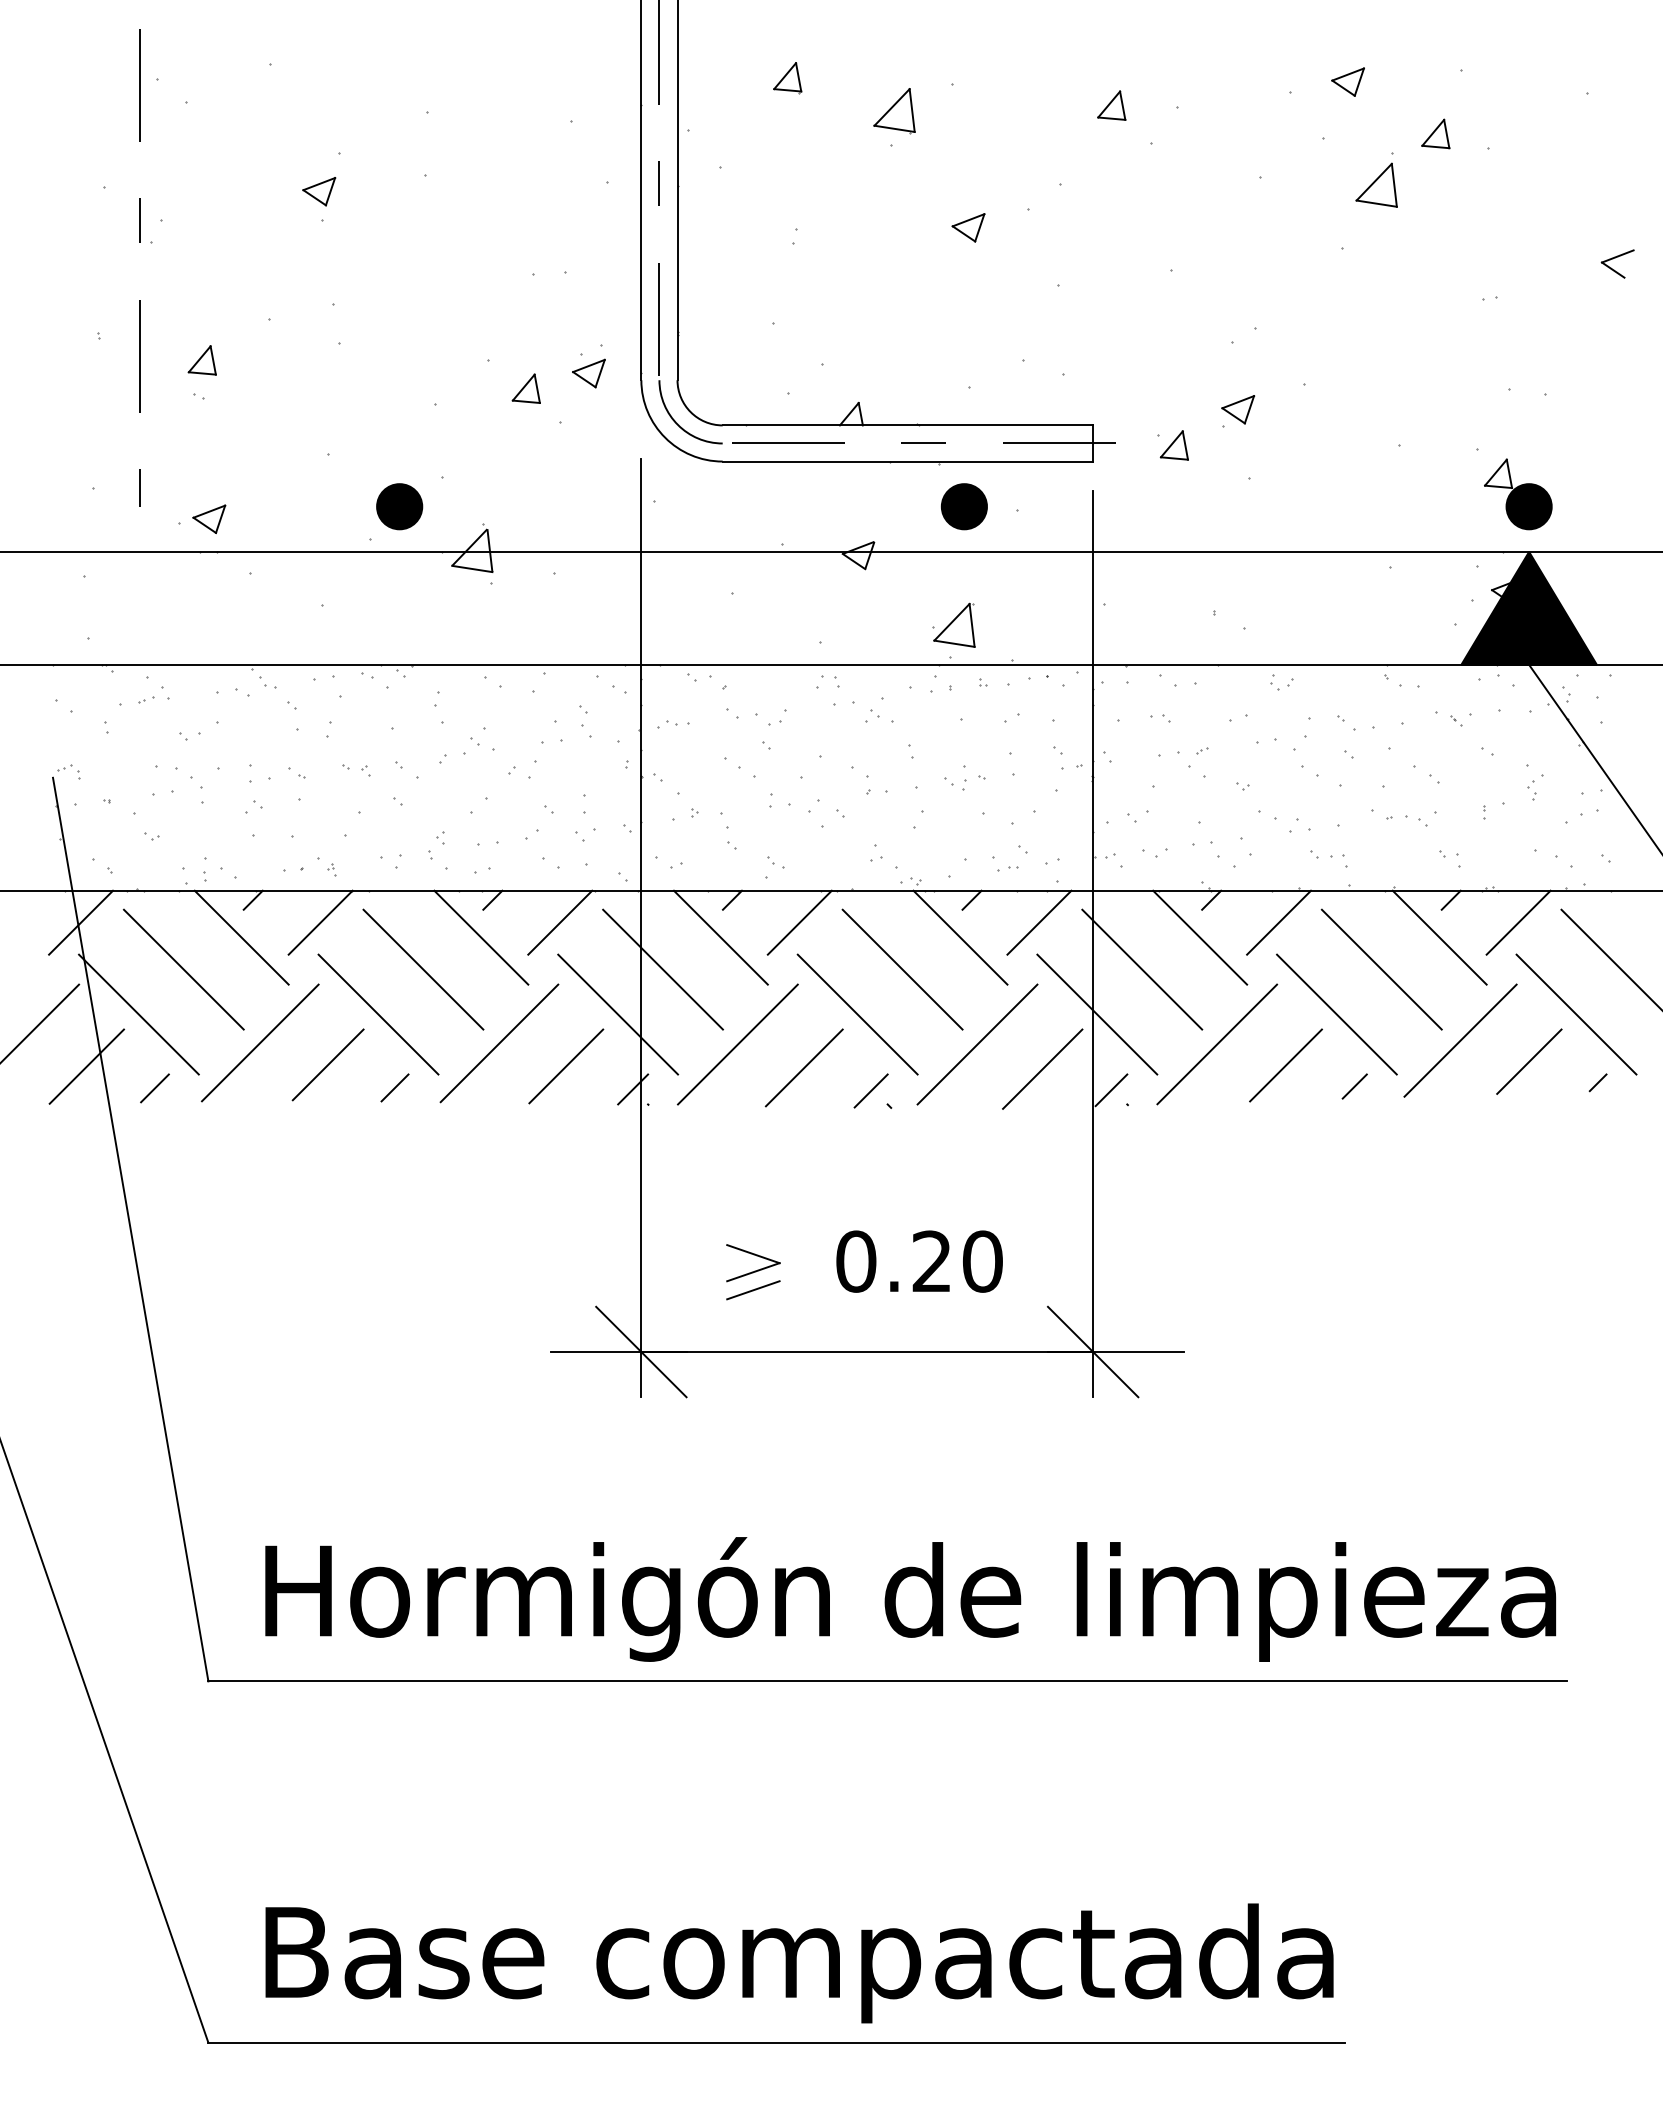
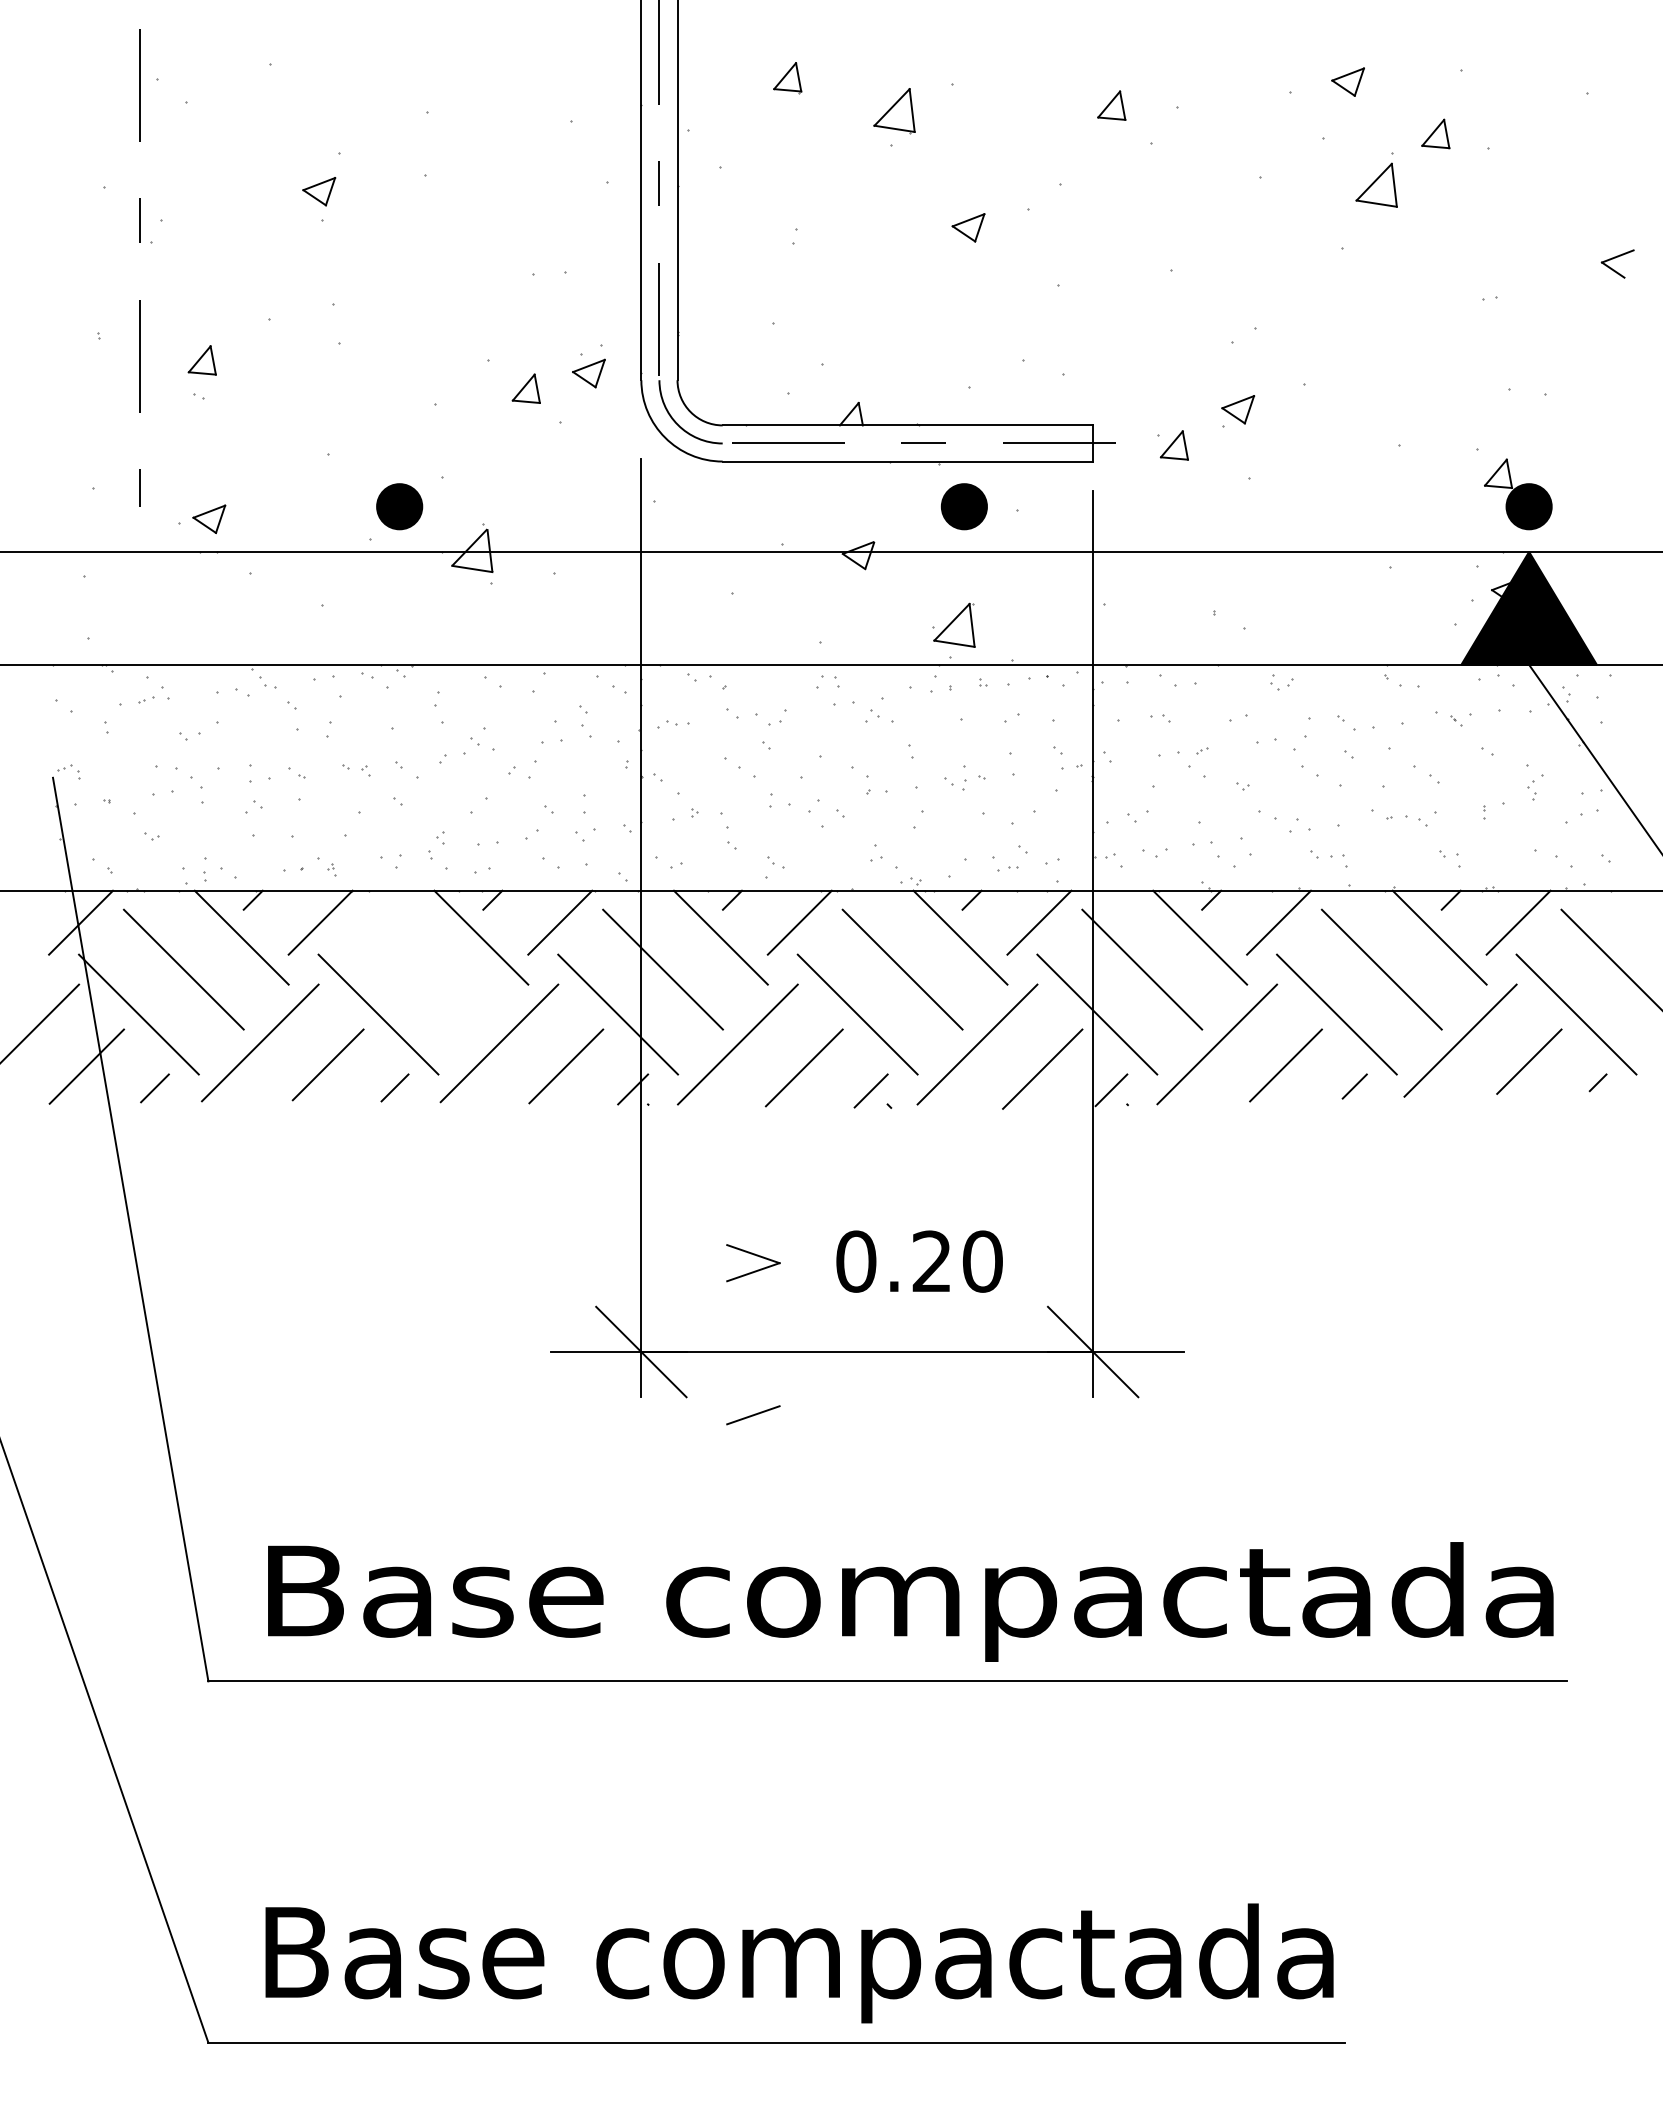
line: present -> none (423, 969)
line position: (753, 1290) -> (753, 1415) (753, 1415)
text: Hormigón de limpieza -> Base compactada (910, 1599)
